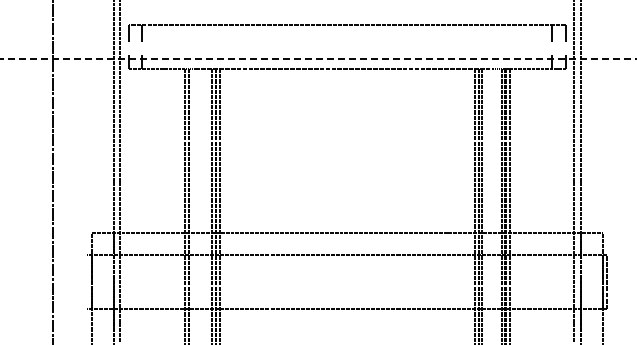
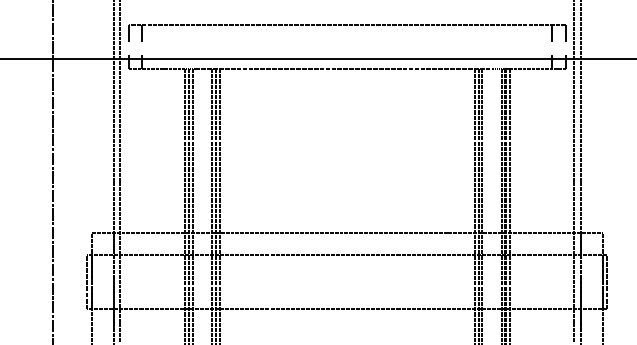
line: dashed -> solid (318, 58)
line: none -> present (192, 205)
line: none -> present (87, 281)
